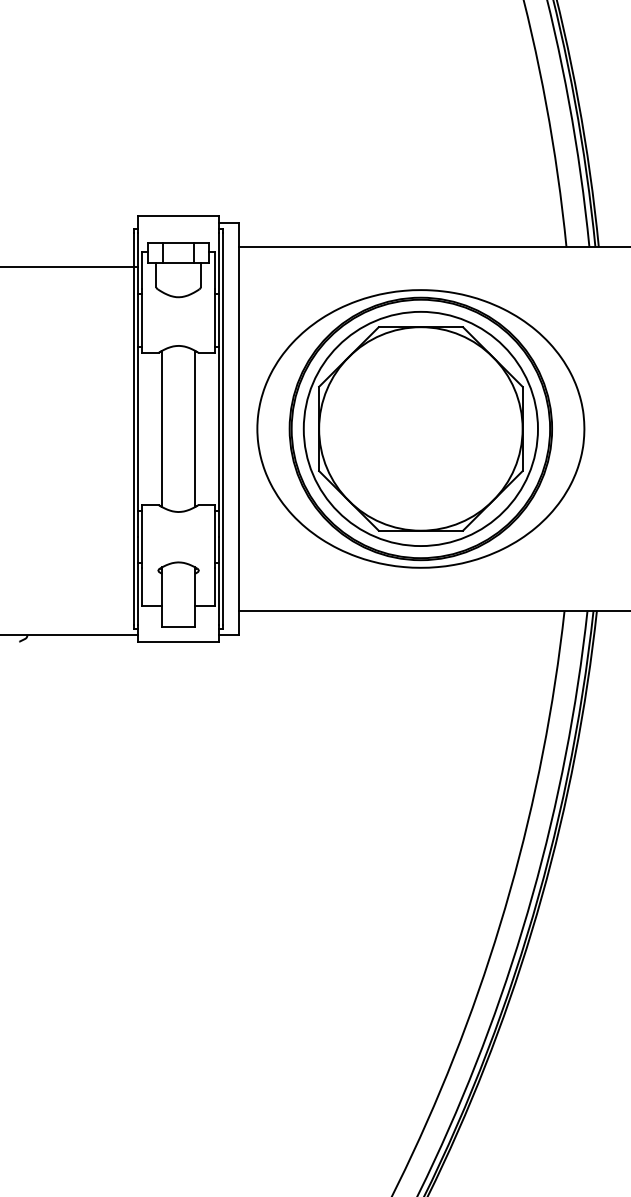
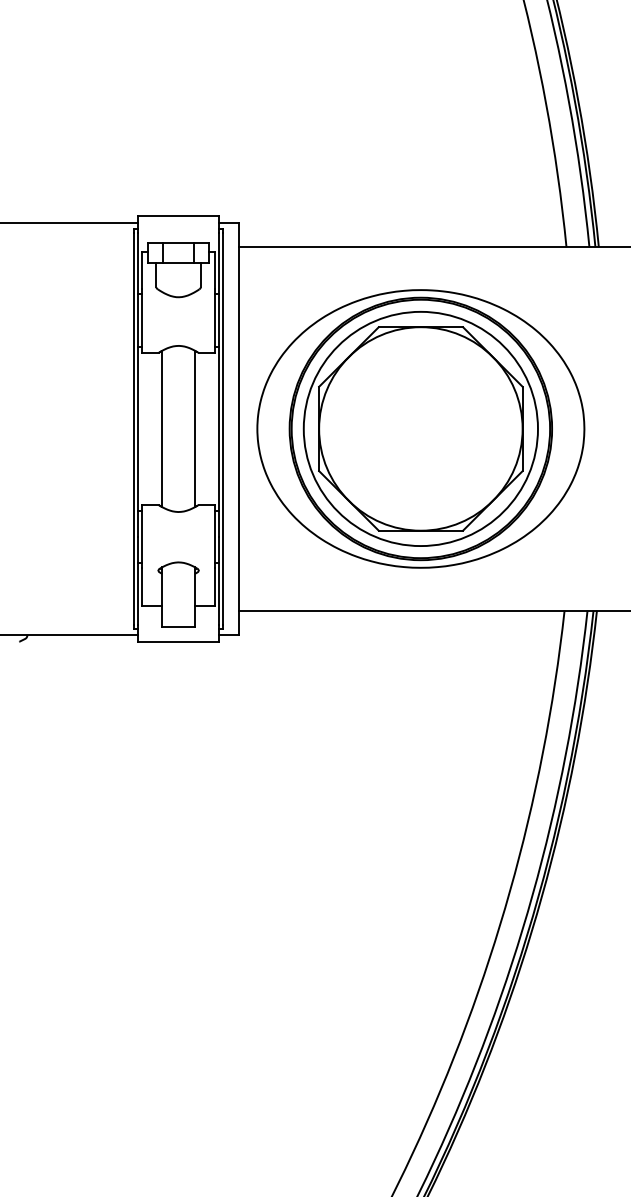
line position: (70, 267) -> (70, 223) (70, 223)
